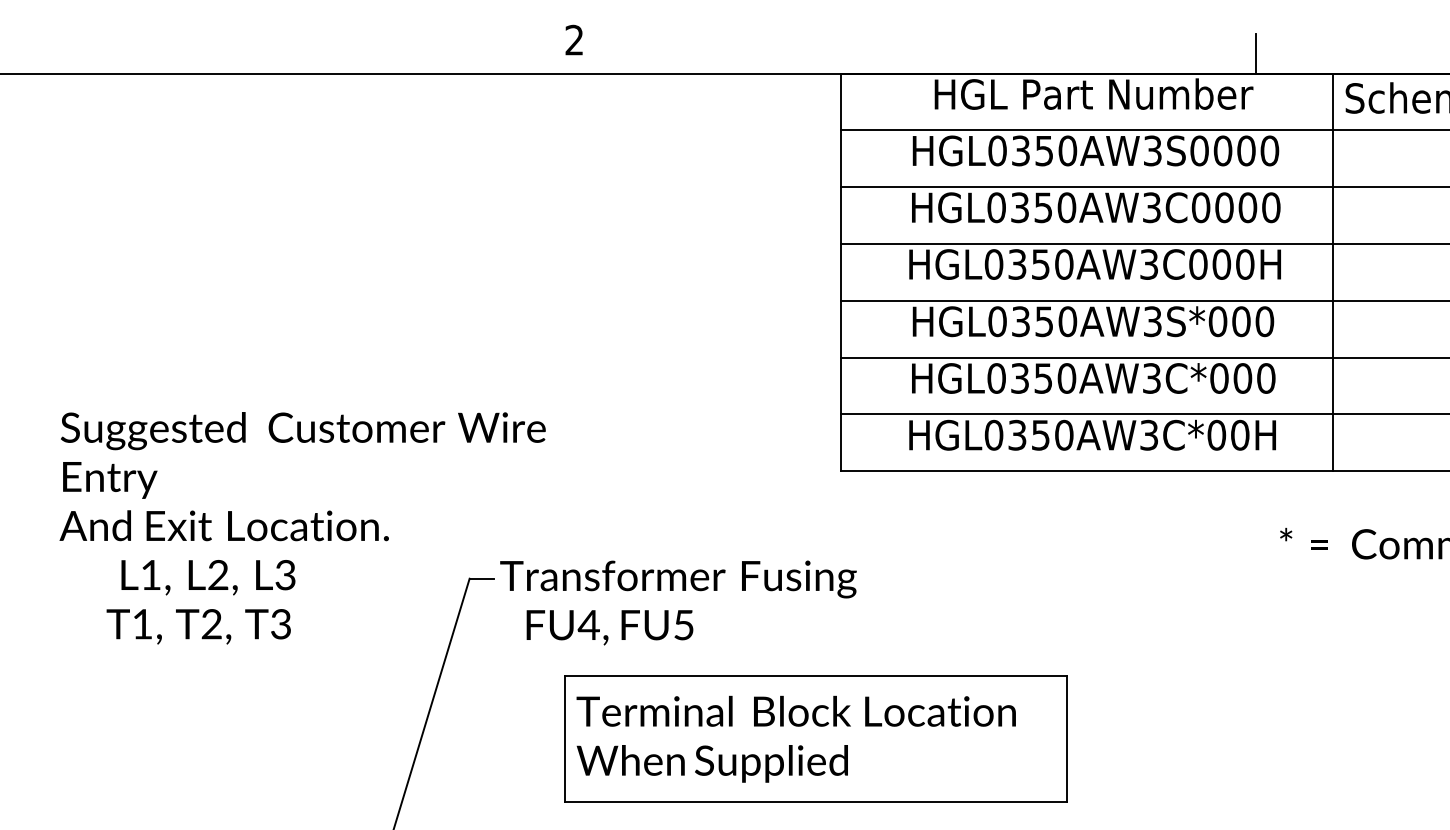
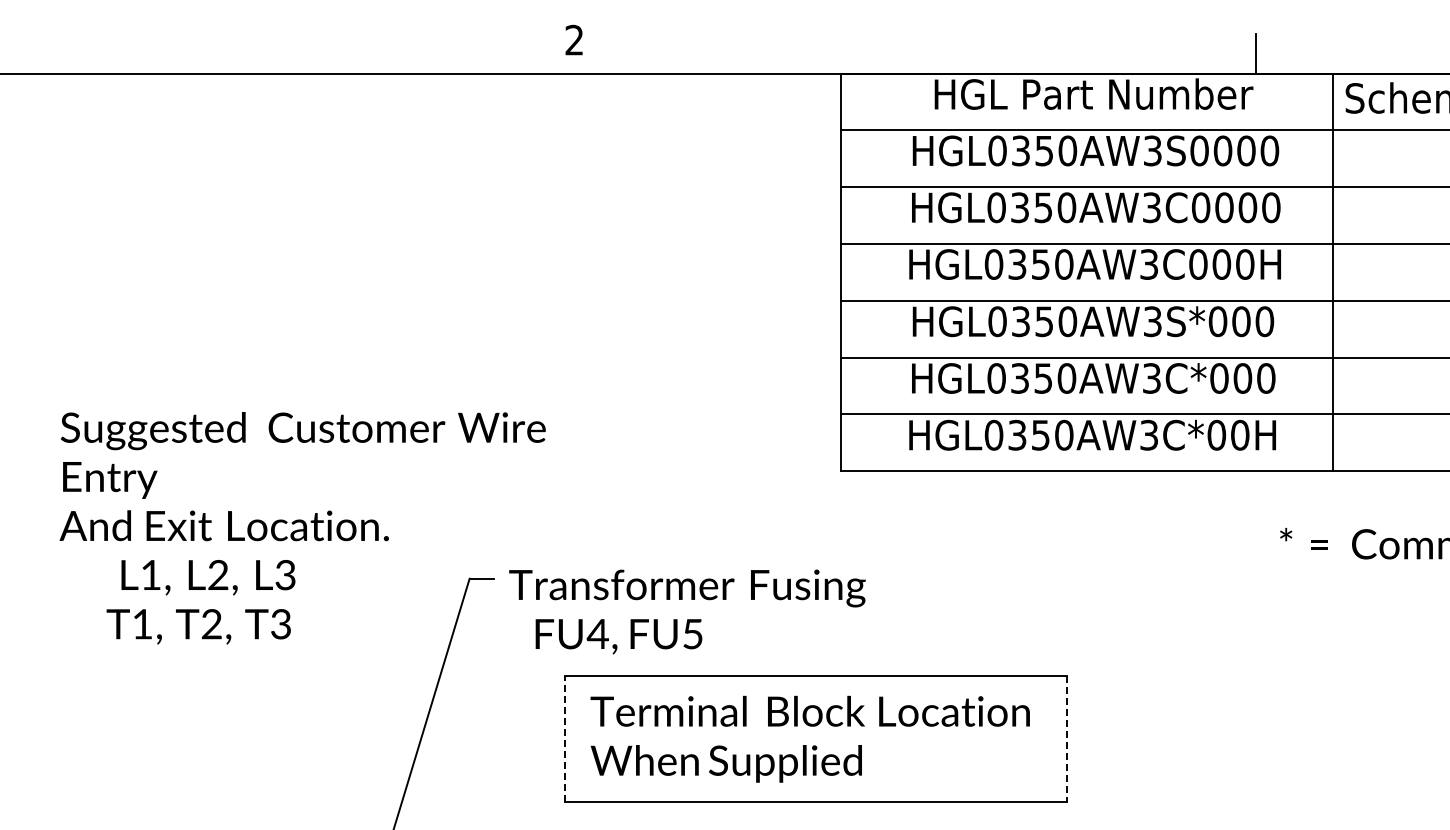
text position: (678, 602) -> (687, 611) (687, 611)
text position: (795, 738) -> (809, 738) (809, 738)
line: solid -> dashed (564, 739)
line: solid -> dashed (1066, 739)
